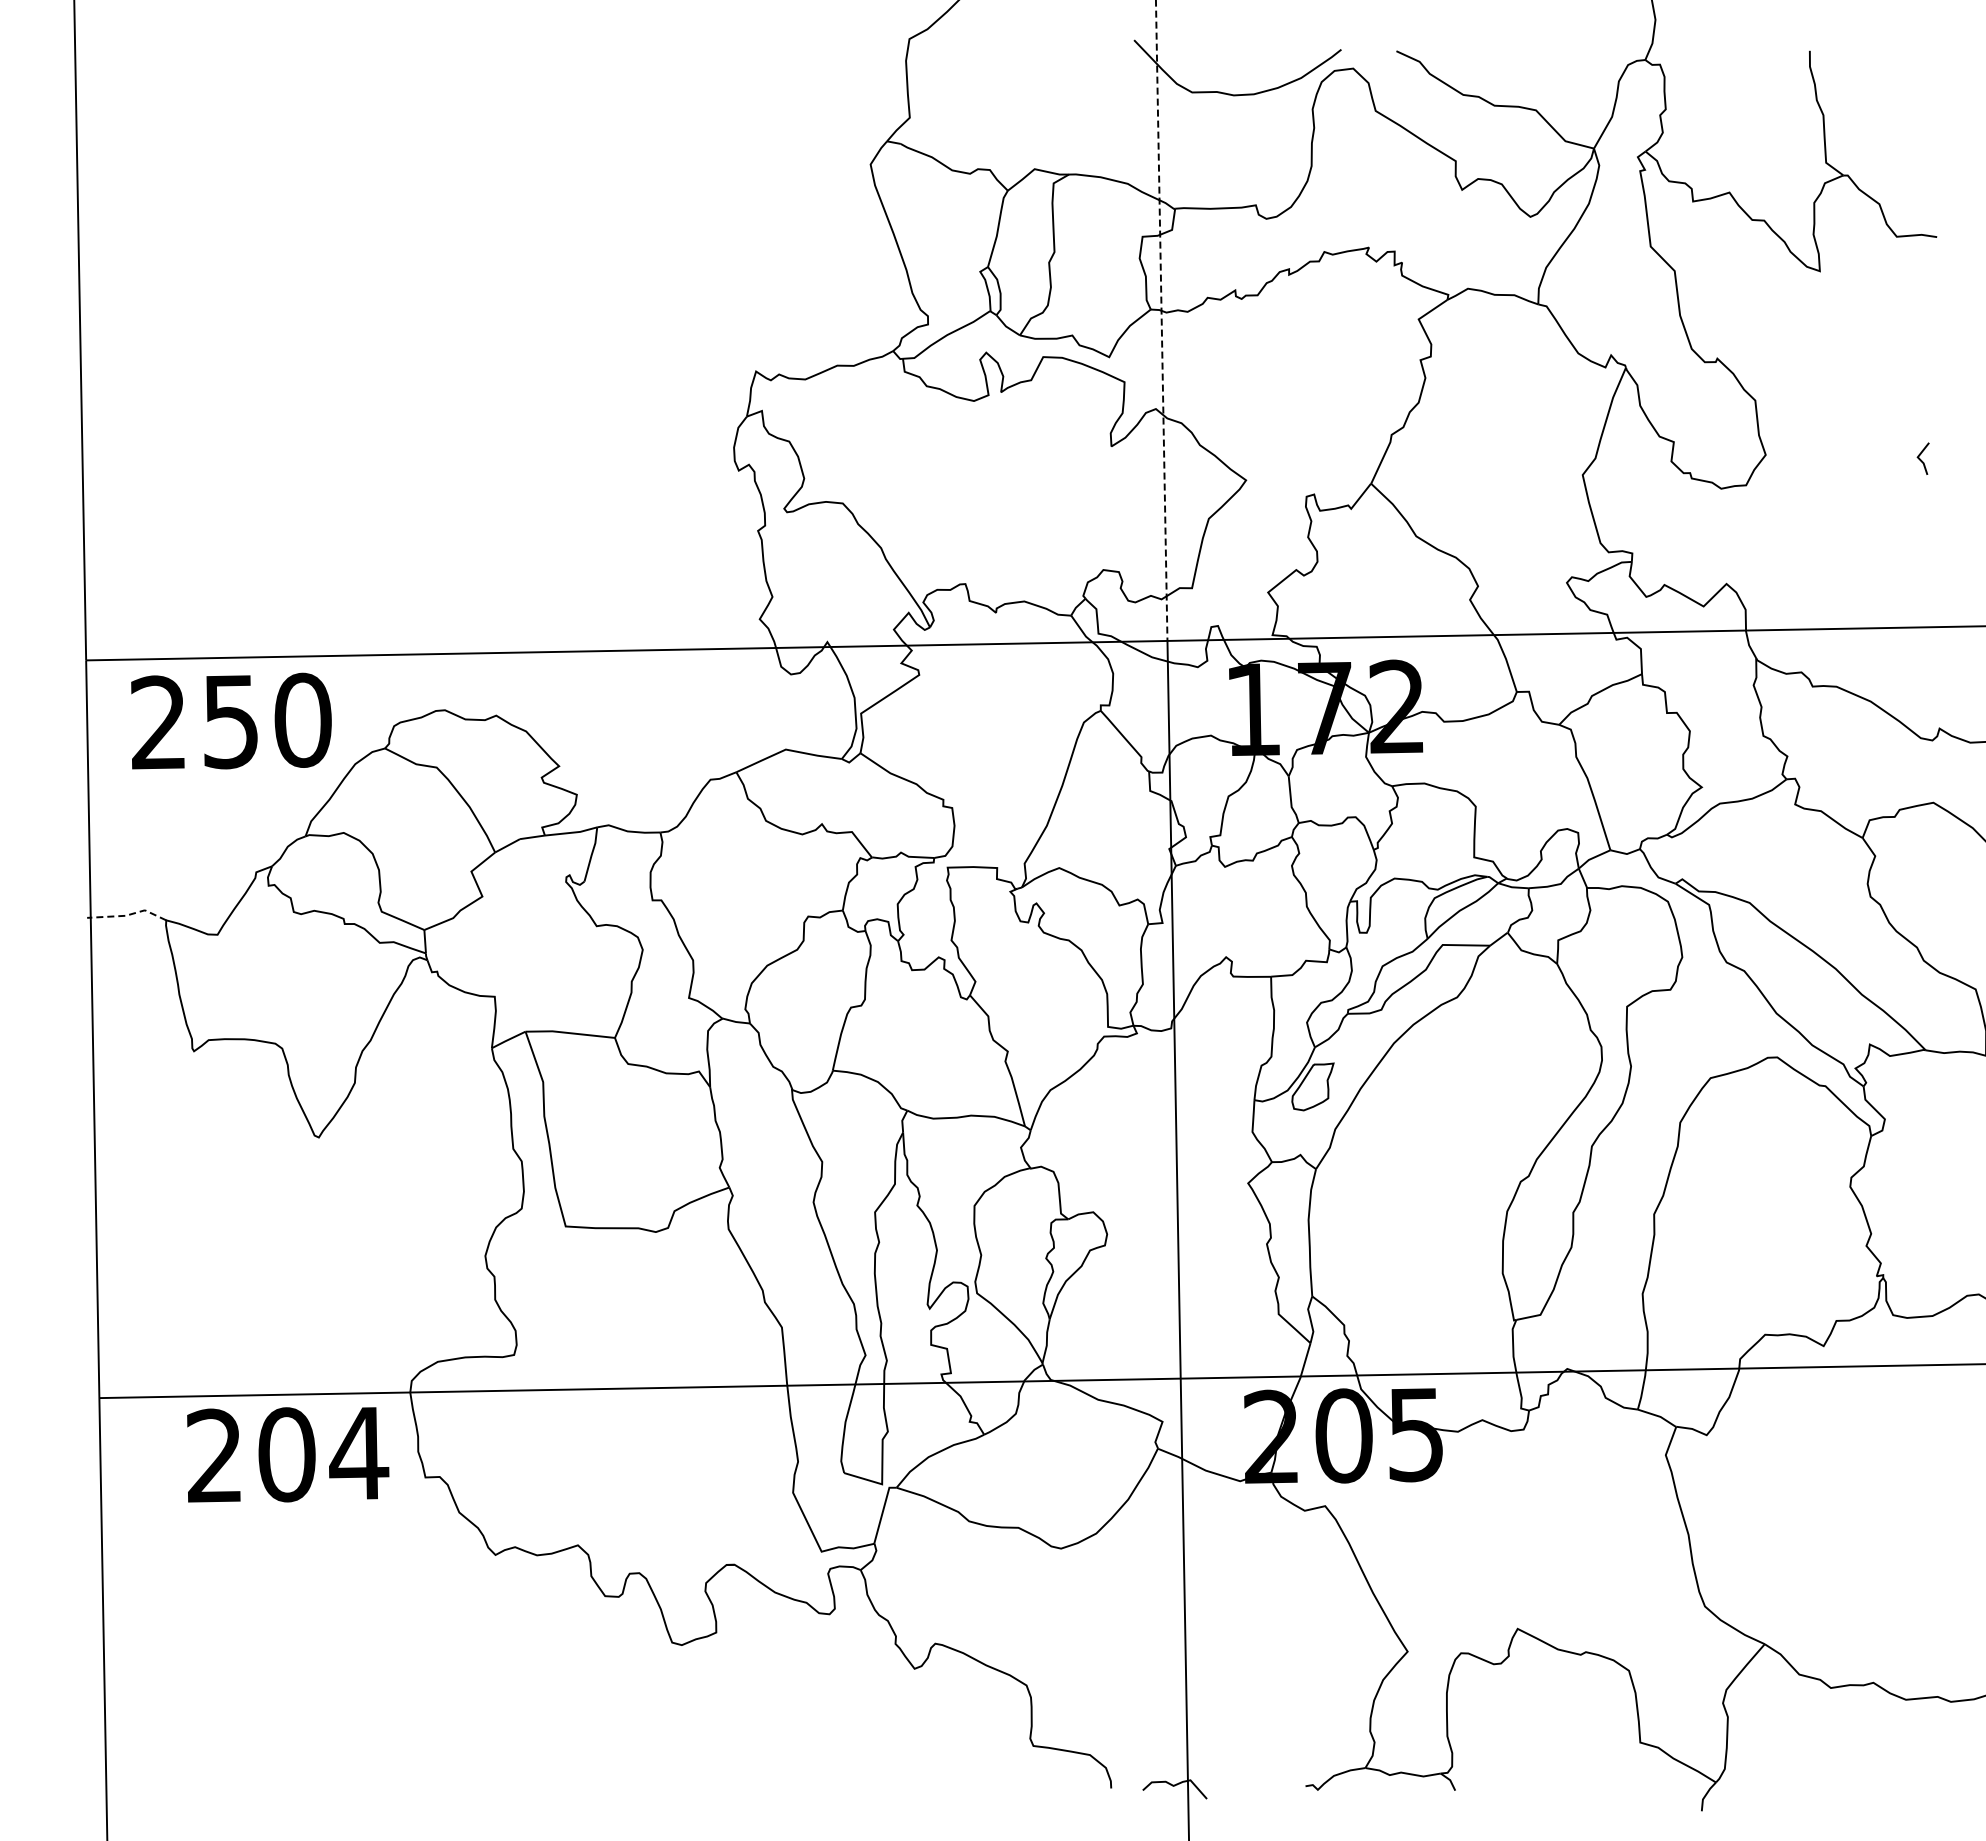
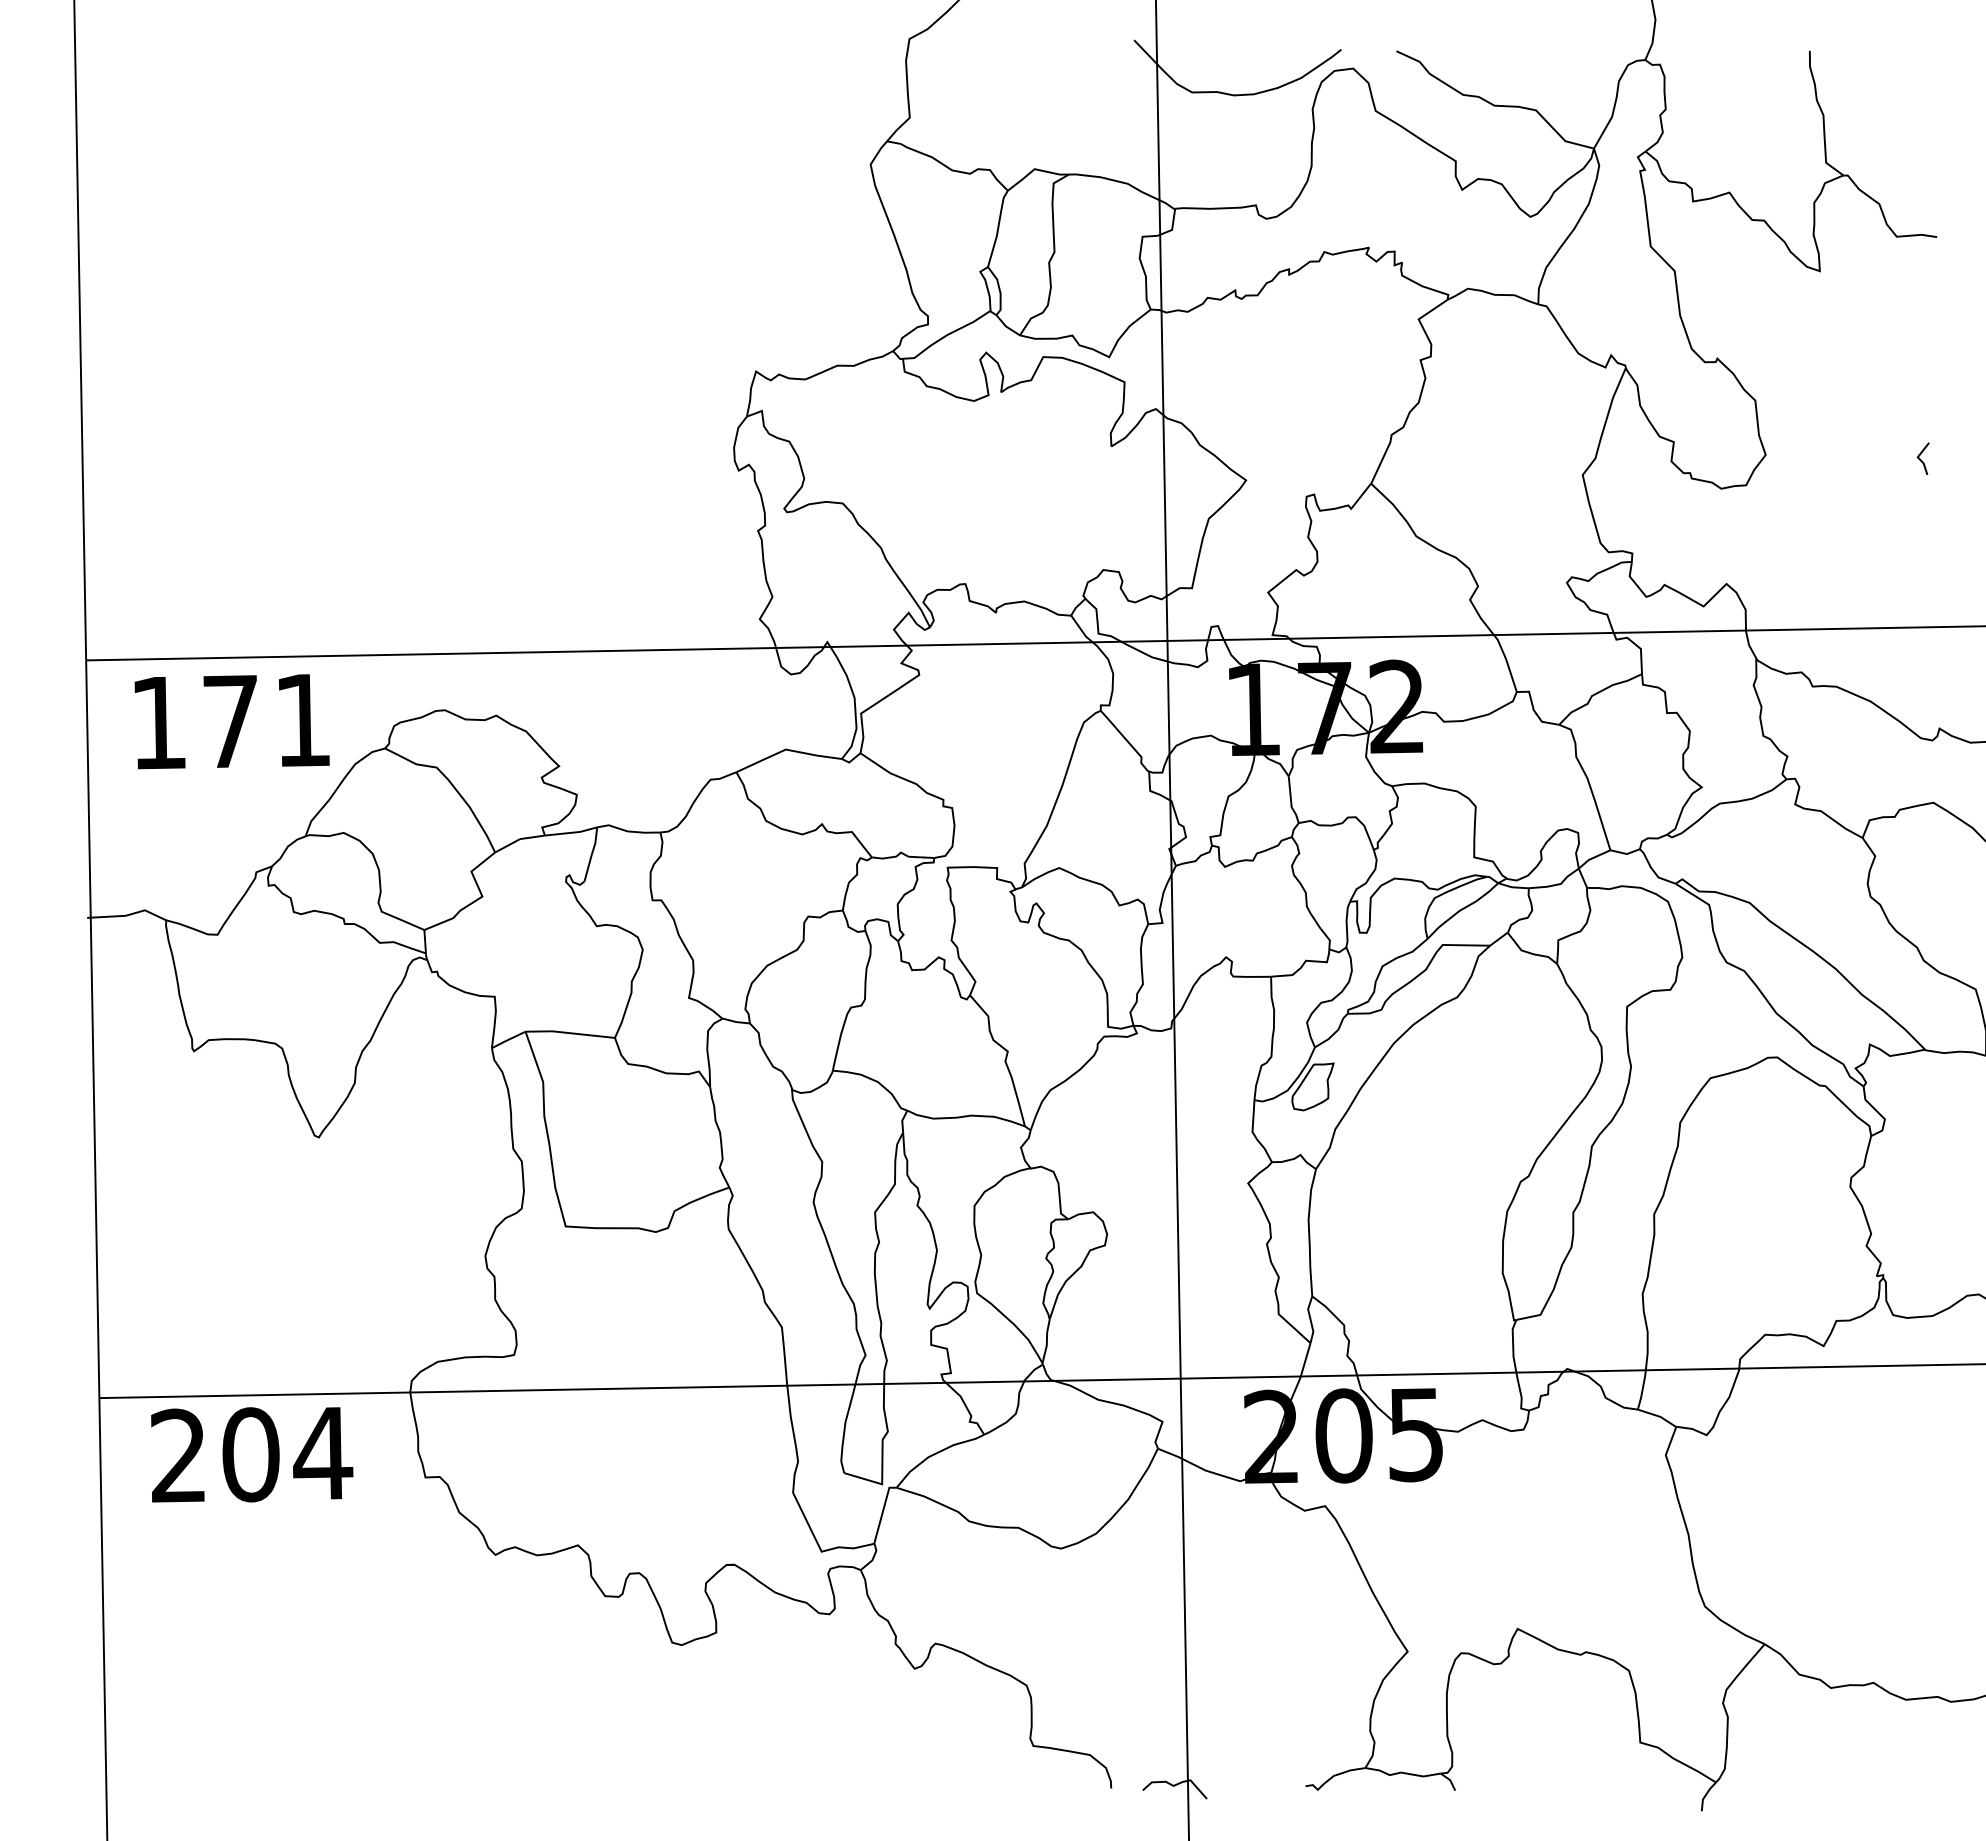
line: dashed -> solid (1161, 321)
text: 250 -> 171 (231, 720)
line: dashed -> solid (128, 915)
text position: (288, 1454) -> (252, 1454) (252, 1454)
